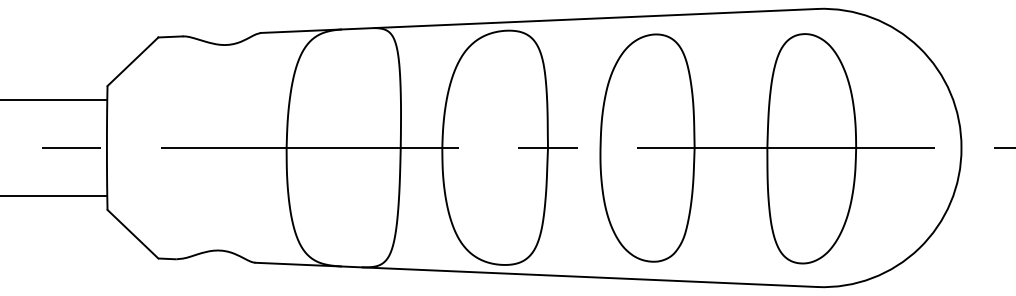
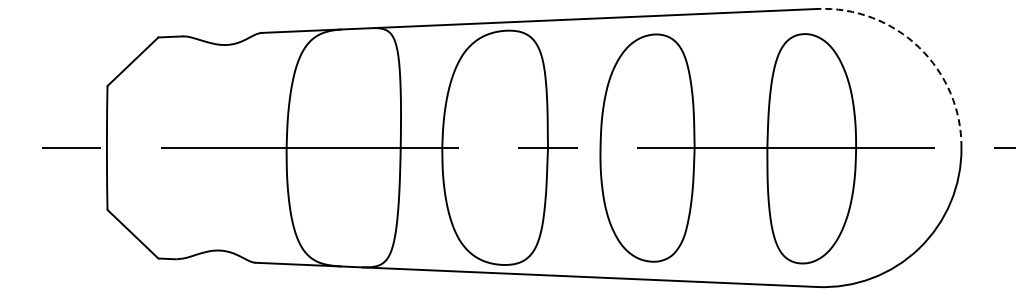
arc: solid -> dashed (919, 47)
line: present -> none (54, 100)
line: present -> none (54, 195)
